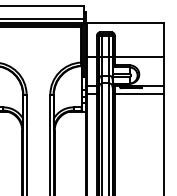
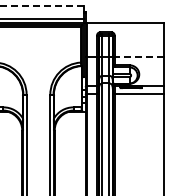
line: solid -> dashed (42, 5)
line: solid -> dashed (138, 57)
